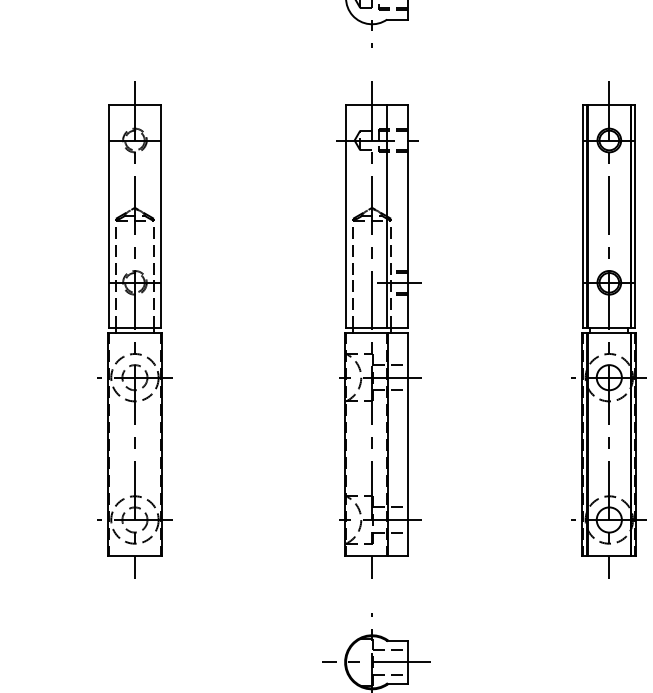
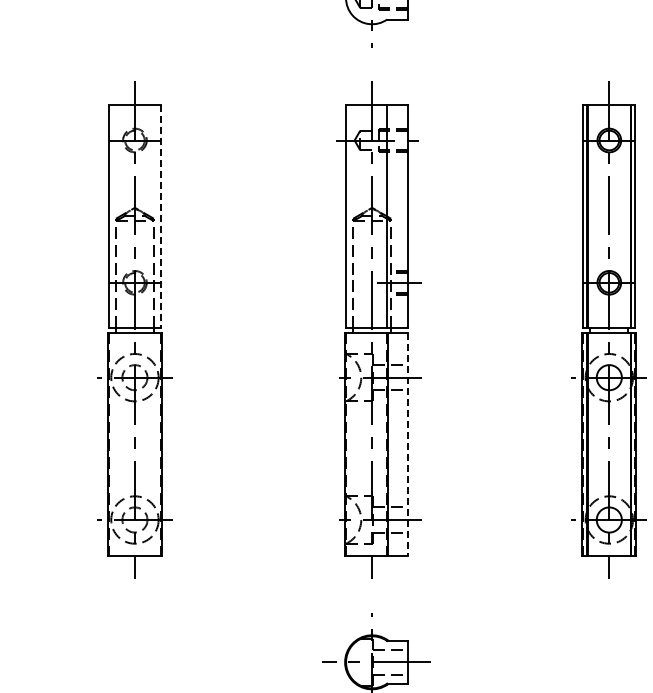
line: solid -> dashed (161, 216)
line: solid -> dashed (407, 444)
